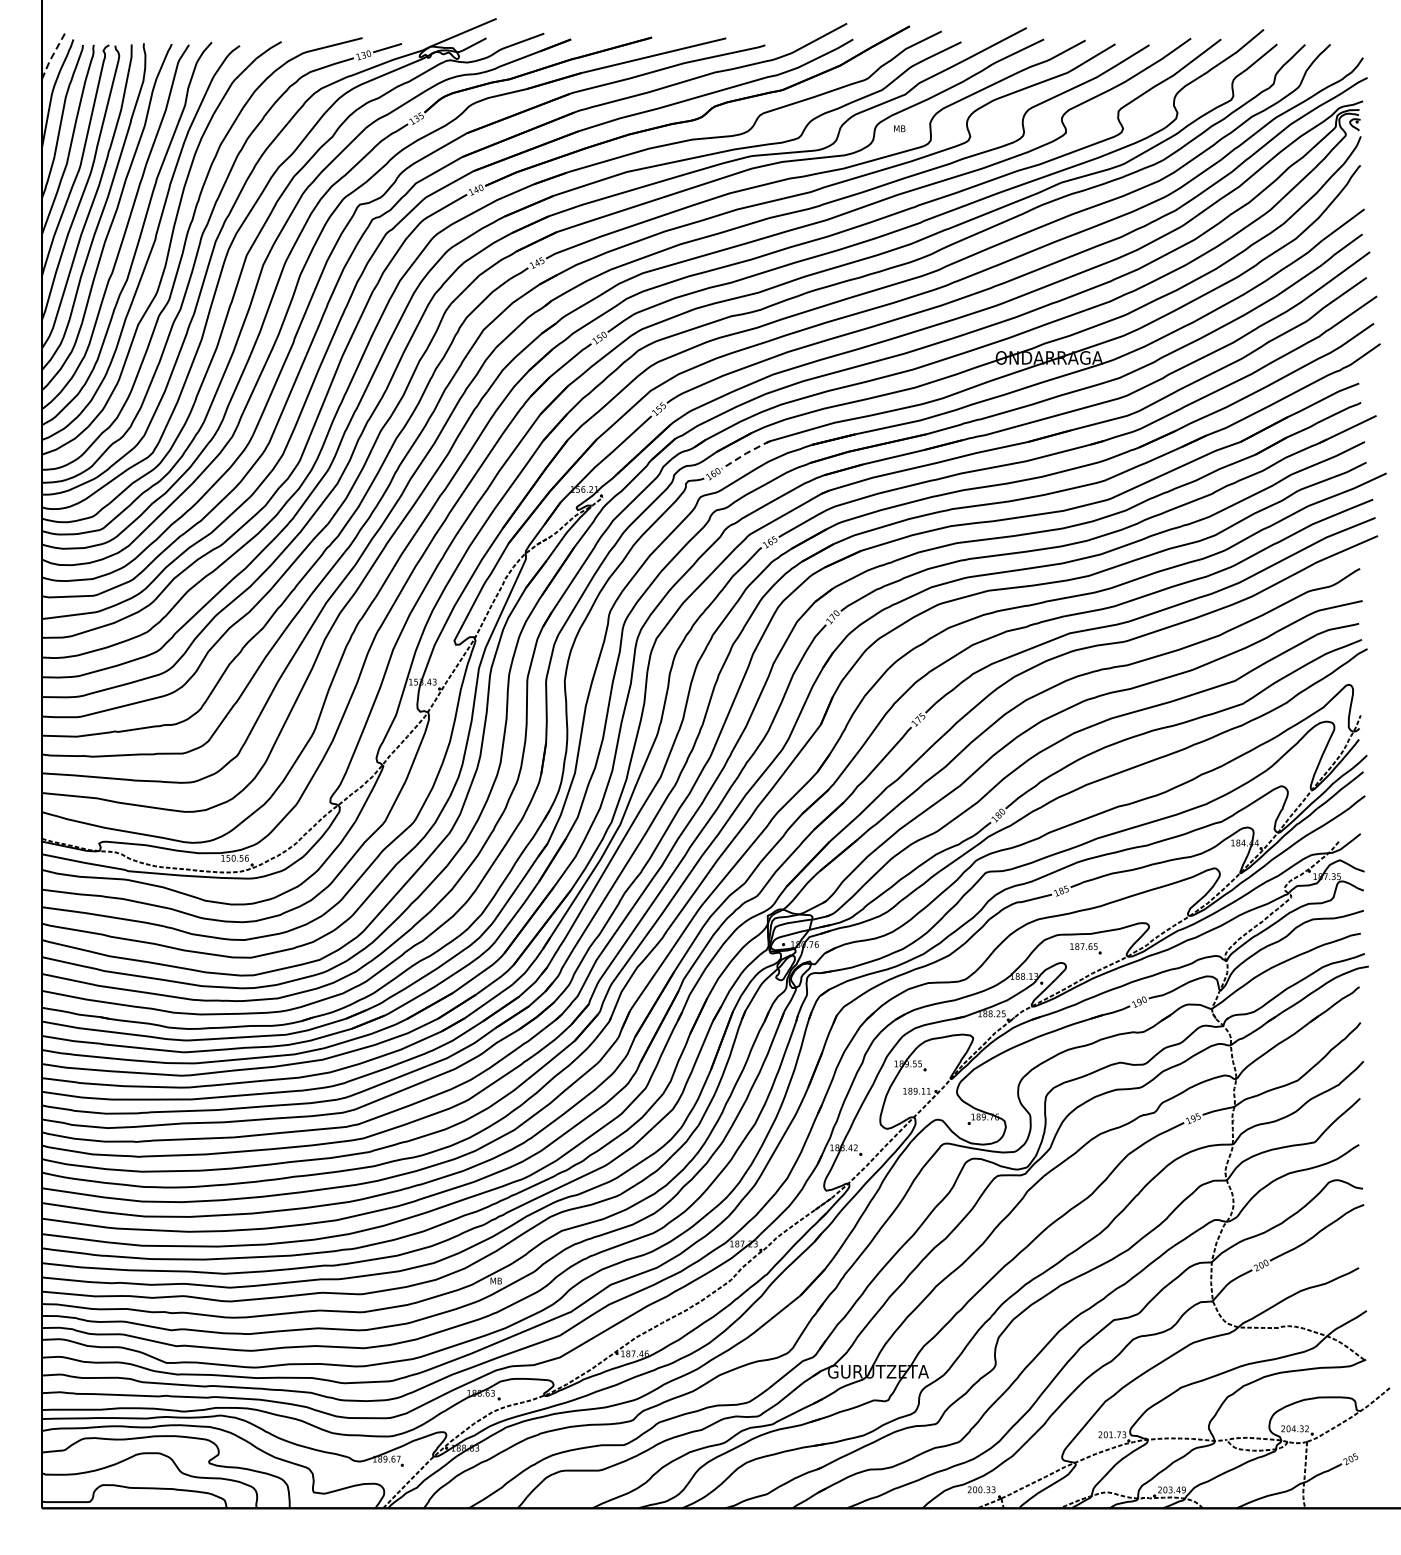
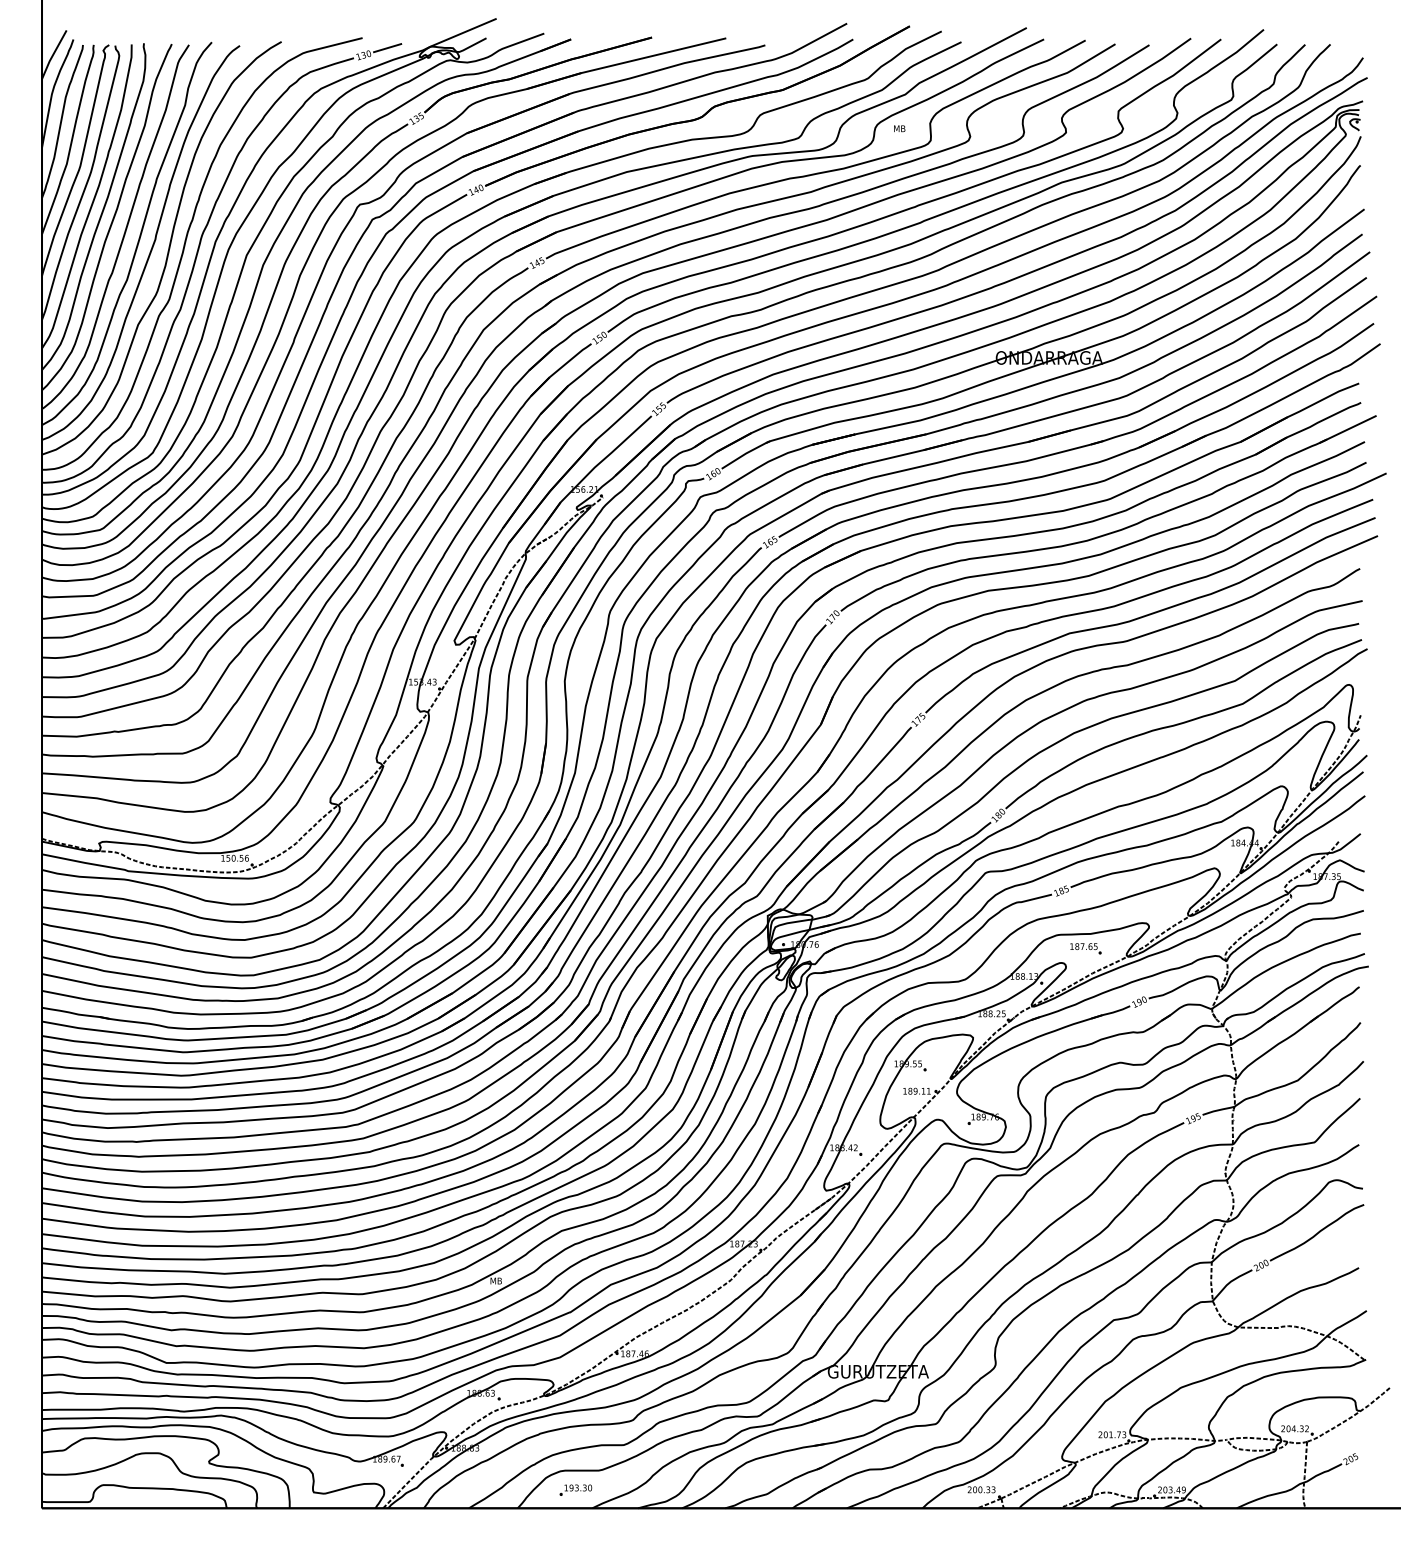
line: dashed -> solid (53, 54)
line: dashed -> solid (746, 453)
part: none -> present (575, 1489)
